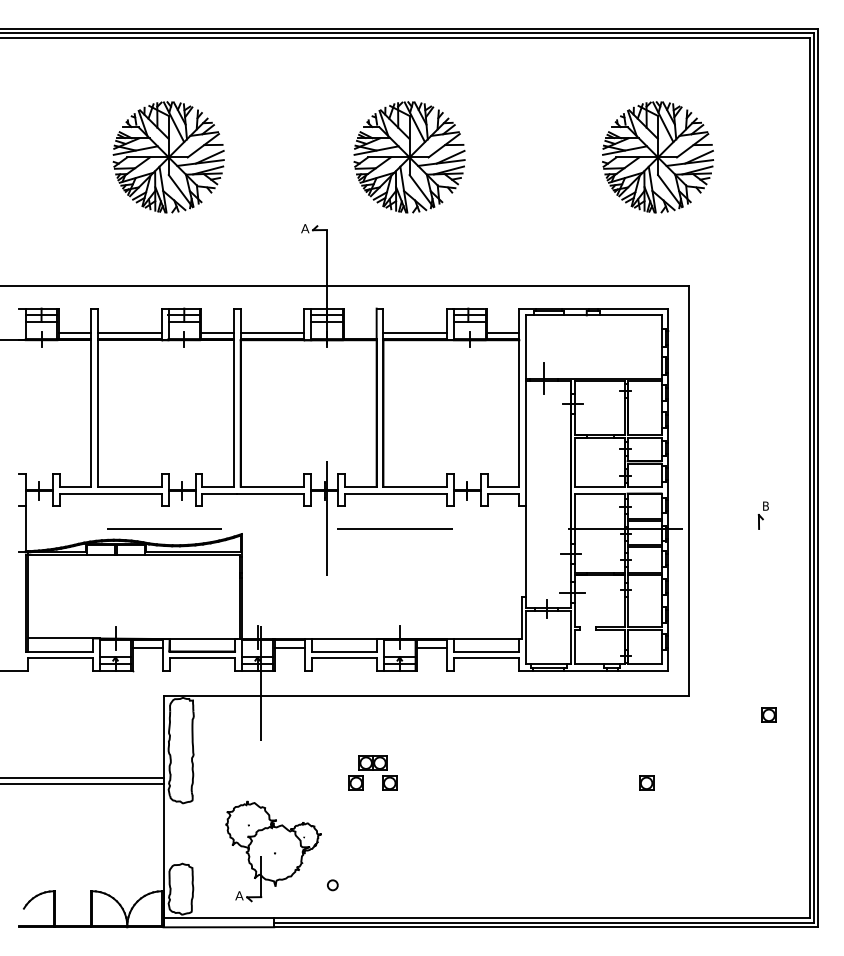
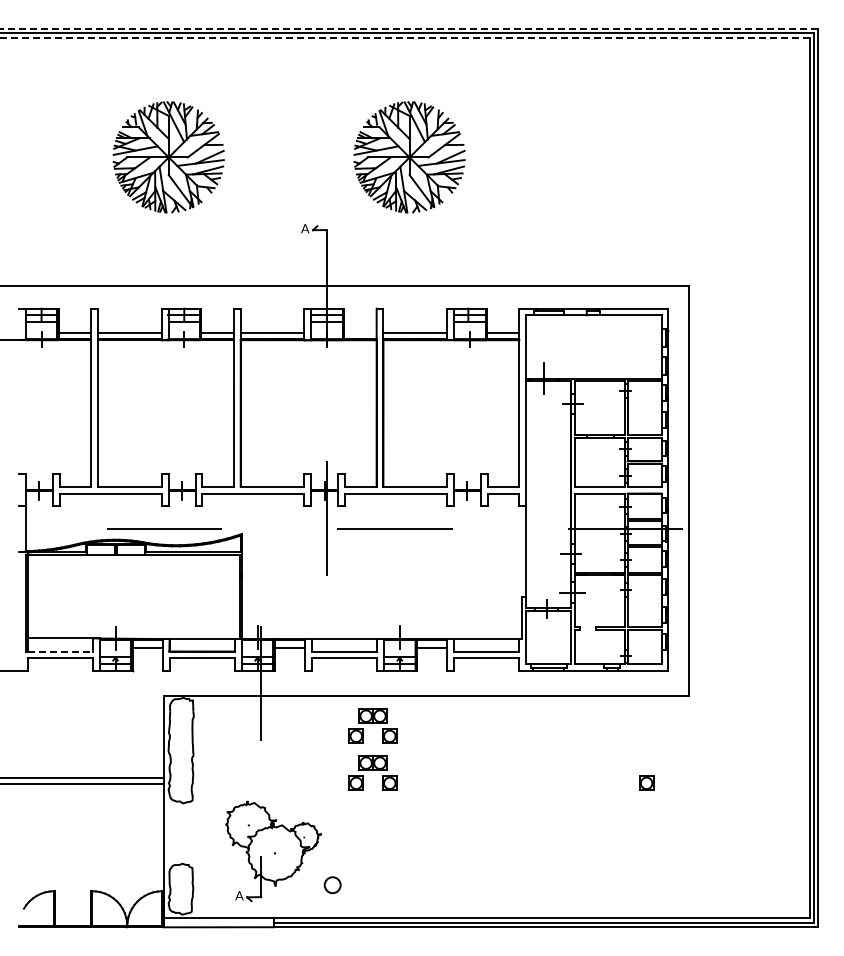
line: solid -> dashed (409, 28)
line: solid -> dashed (404, 37)
part: present -> none (658, 157)
part: present -> none (762, 515)
line: solid -> dashed (60, 651)
part: present -> none (768, 714)
part: none -> present (372, 725)
circle size: 12x13 px -> 19x19 px (332, 885)
